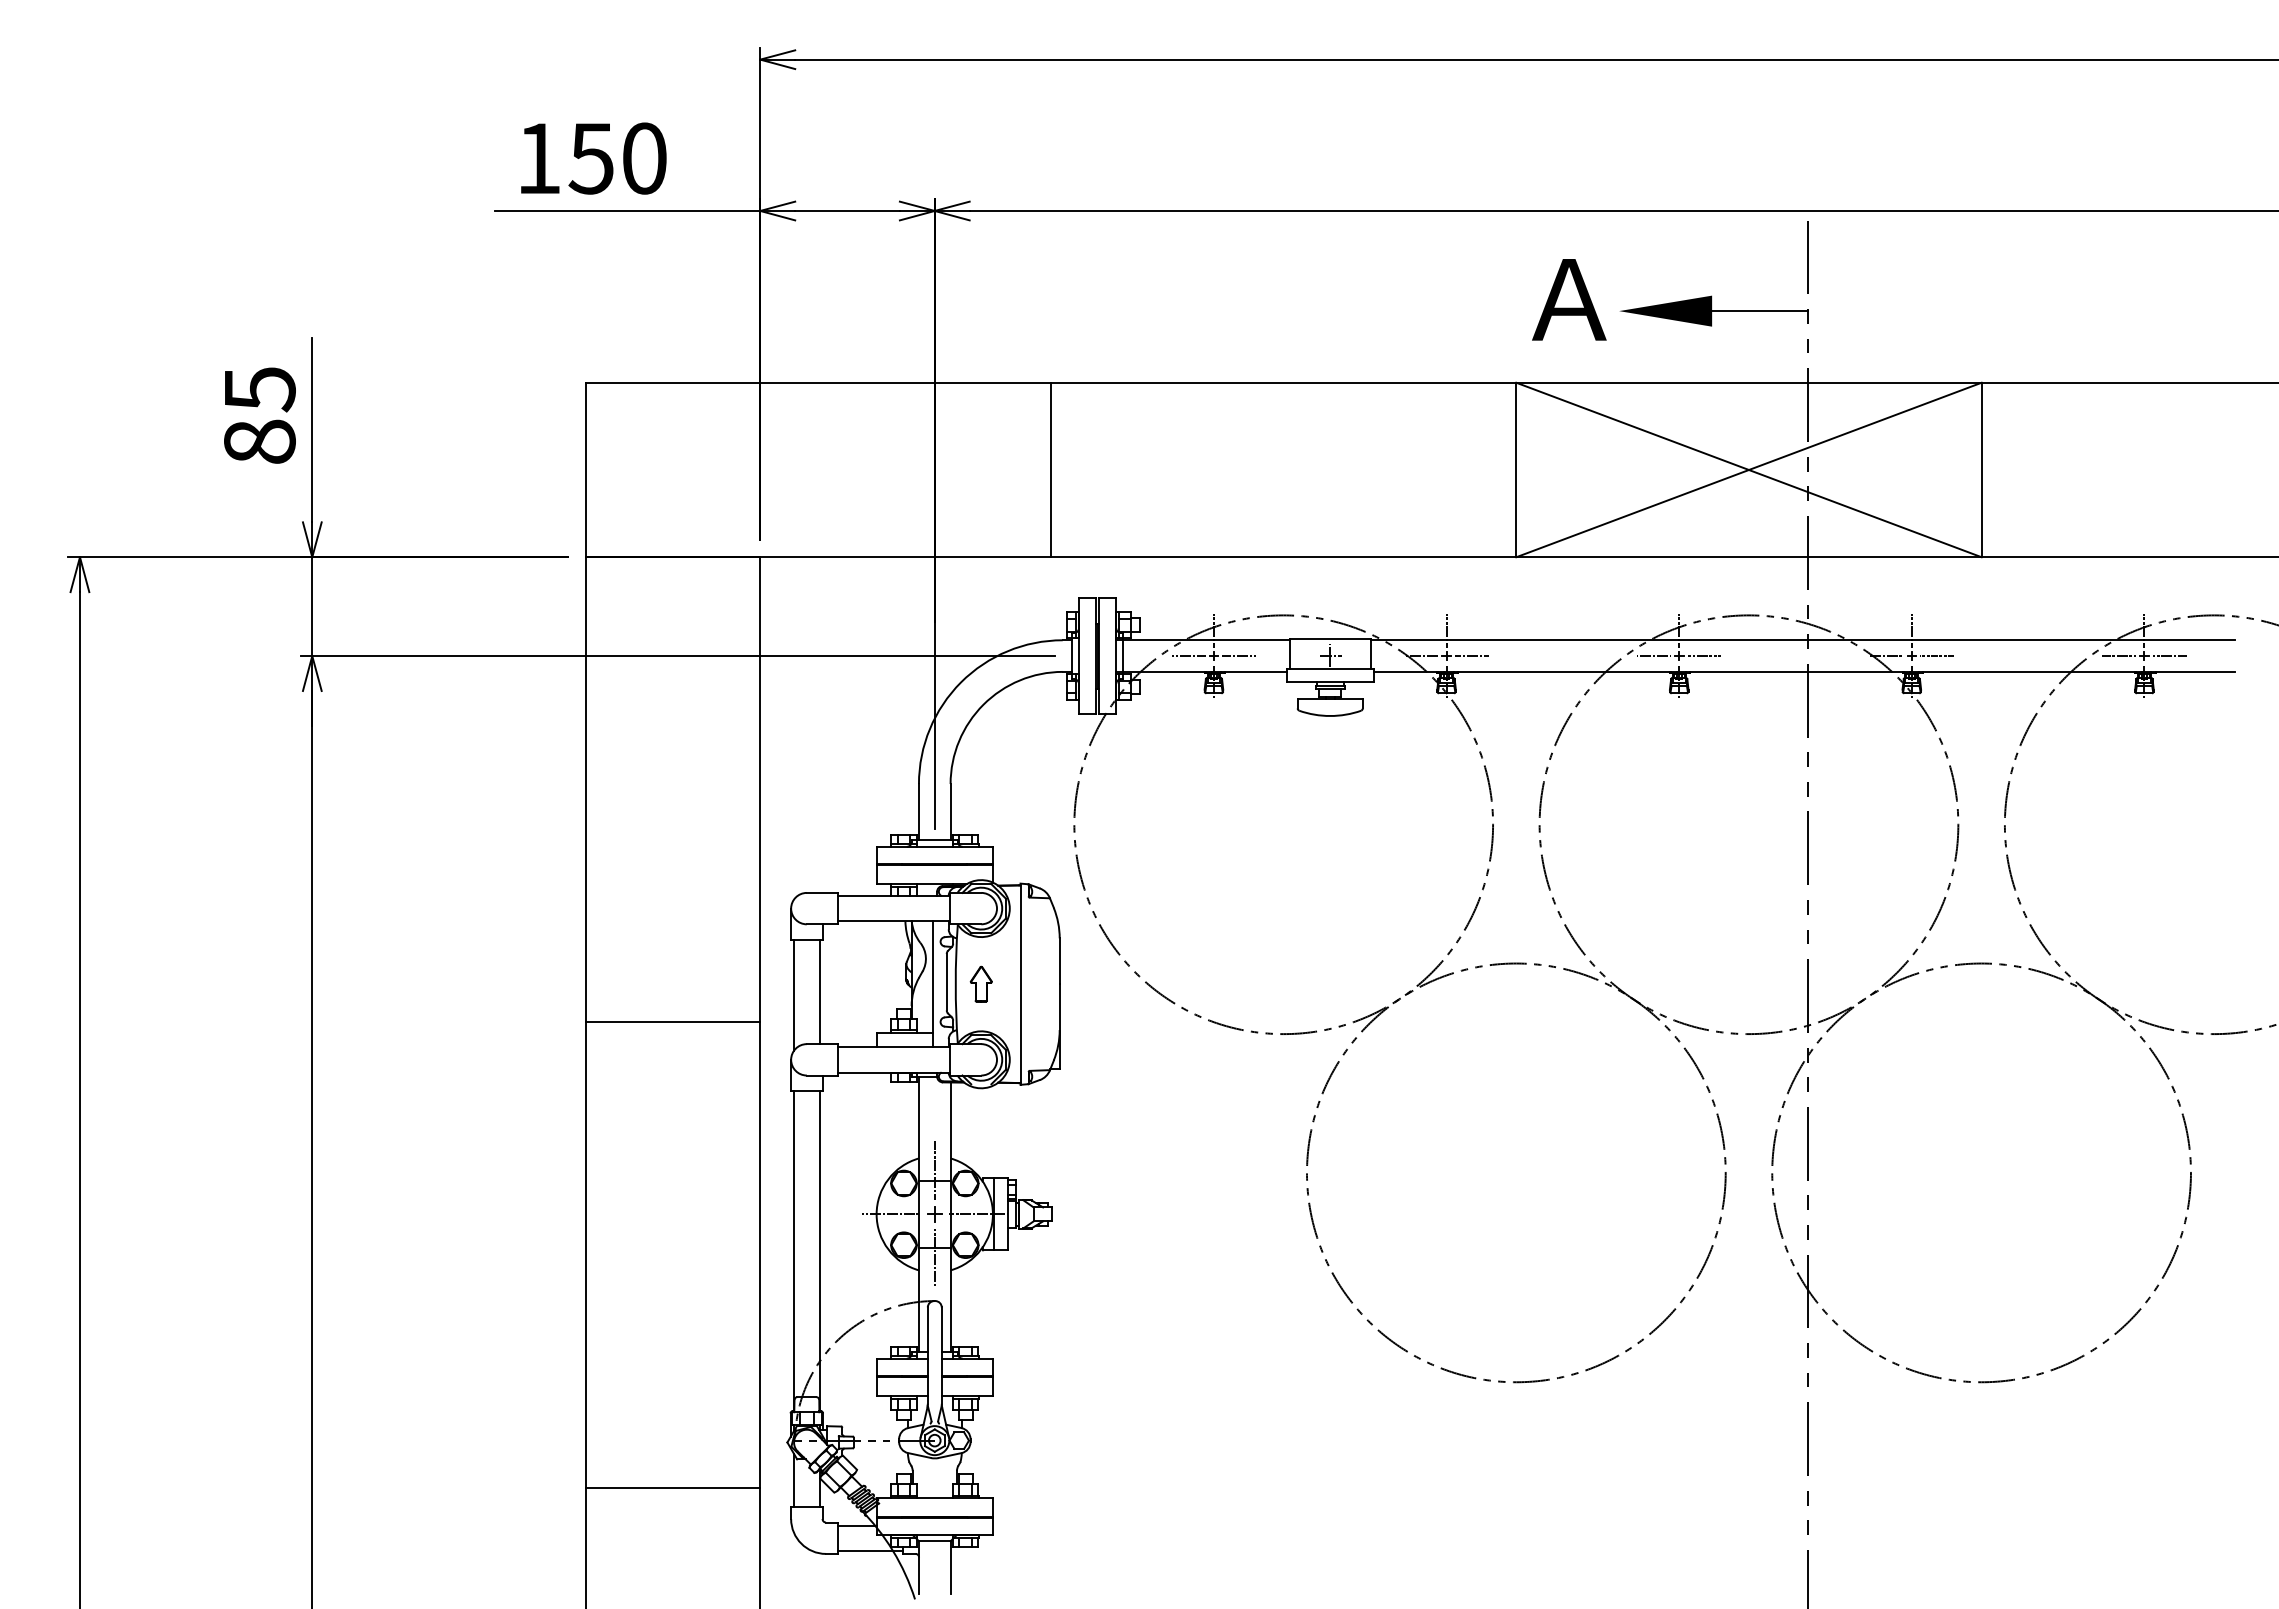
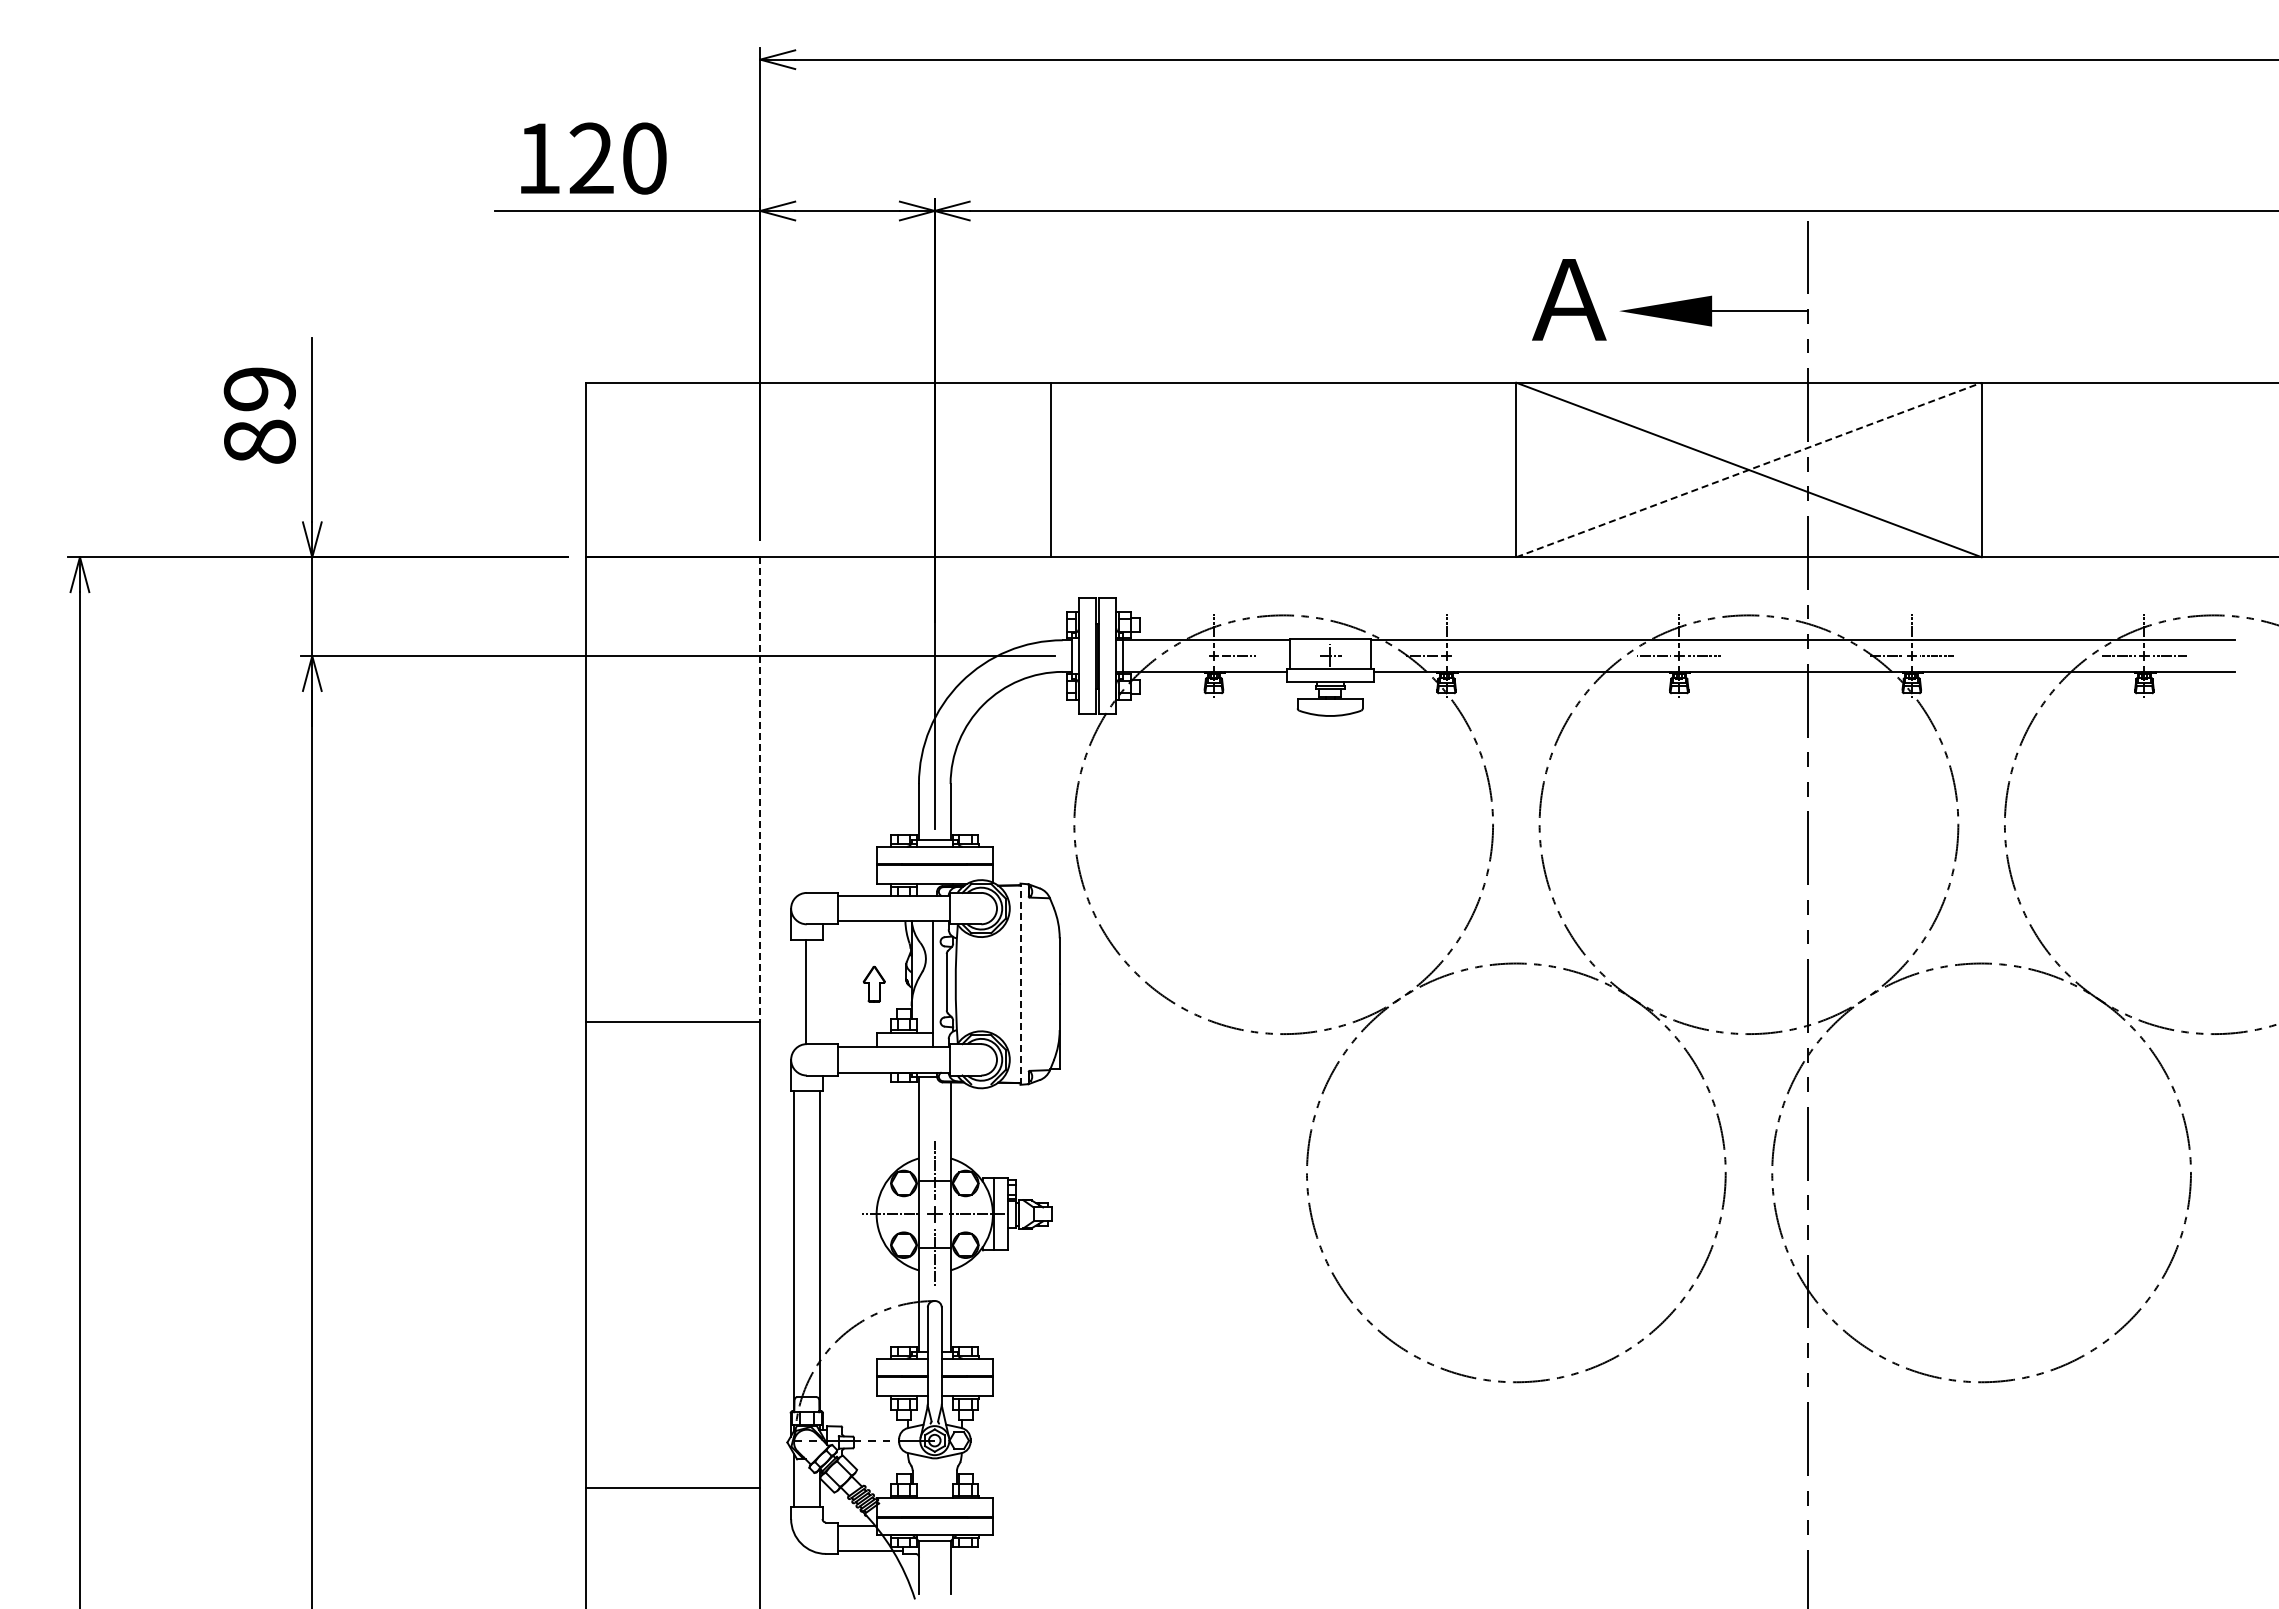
text: 150 -> 120 (590, 158)
text: 85 -> 89 (259, 389)
line: solid -> dashed (1749, 469)
line: present -> none (1188, 656)
line: present -> none (1471, 656)
line: solid -> dashed (760, 789)
part position: (980, 983) -> (873, 983) (873, 983)
line: solid -> dashed (1020, 984)
line position: (819, 992) -> (805, 992) (805, 992)
line: present -> none (794, 995)
